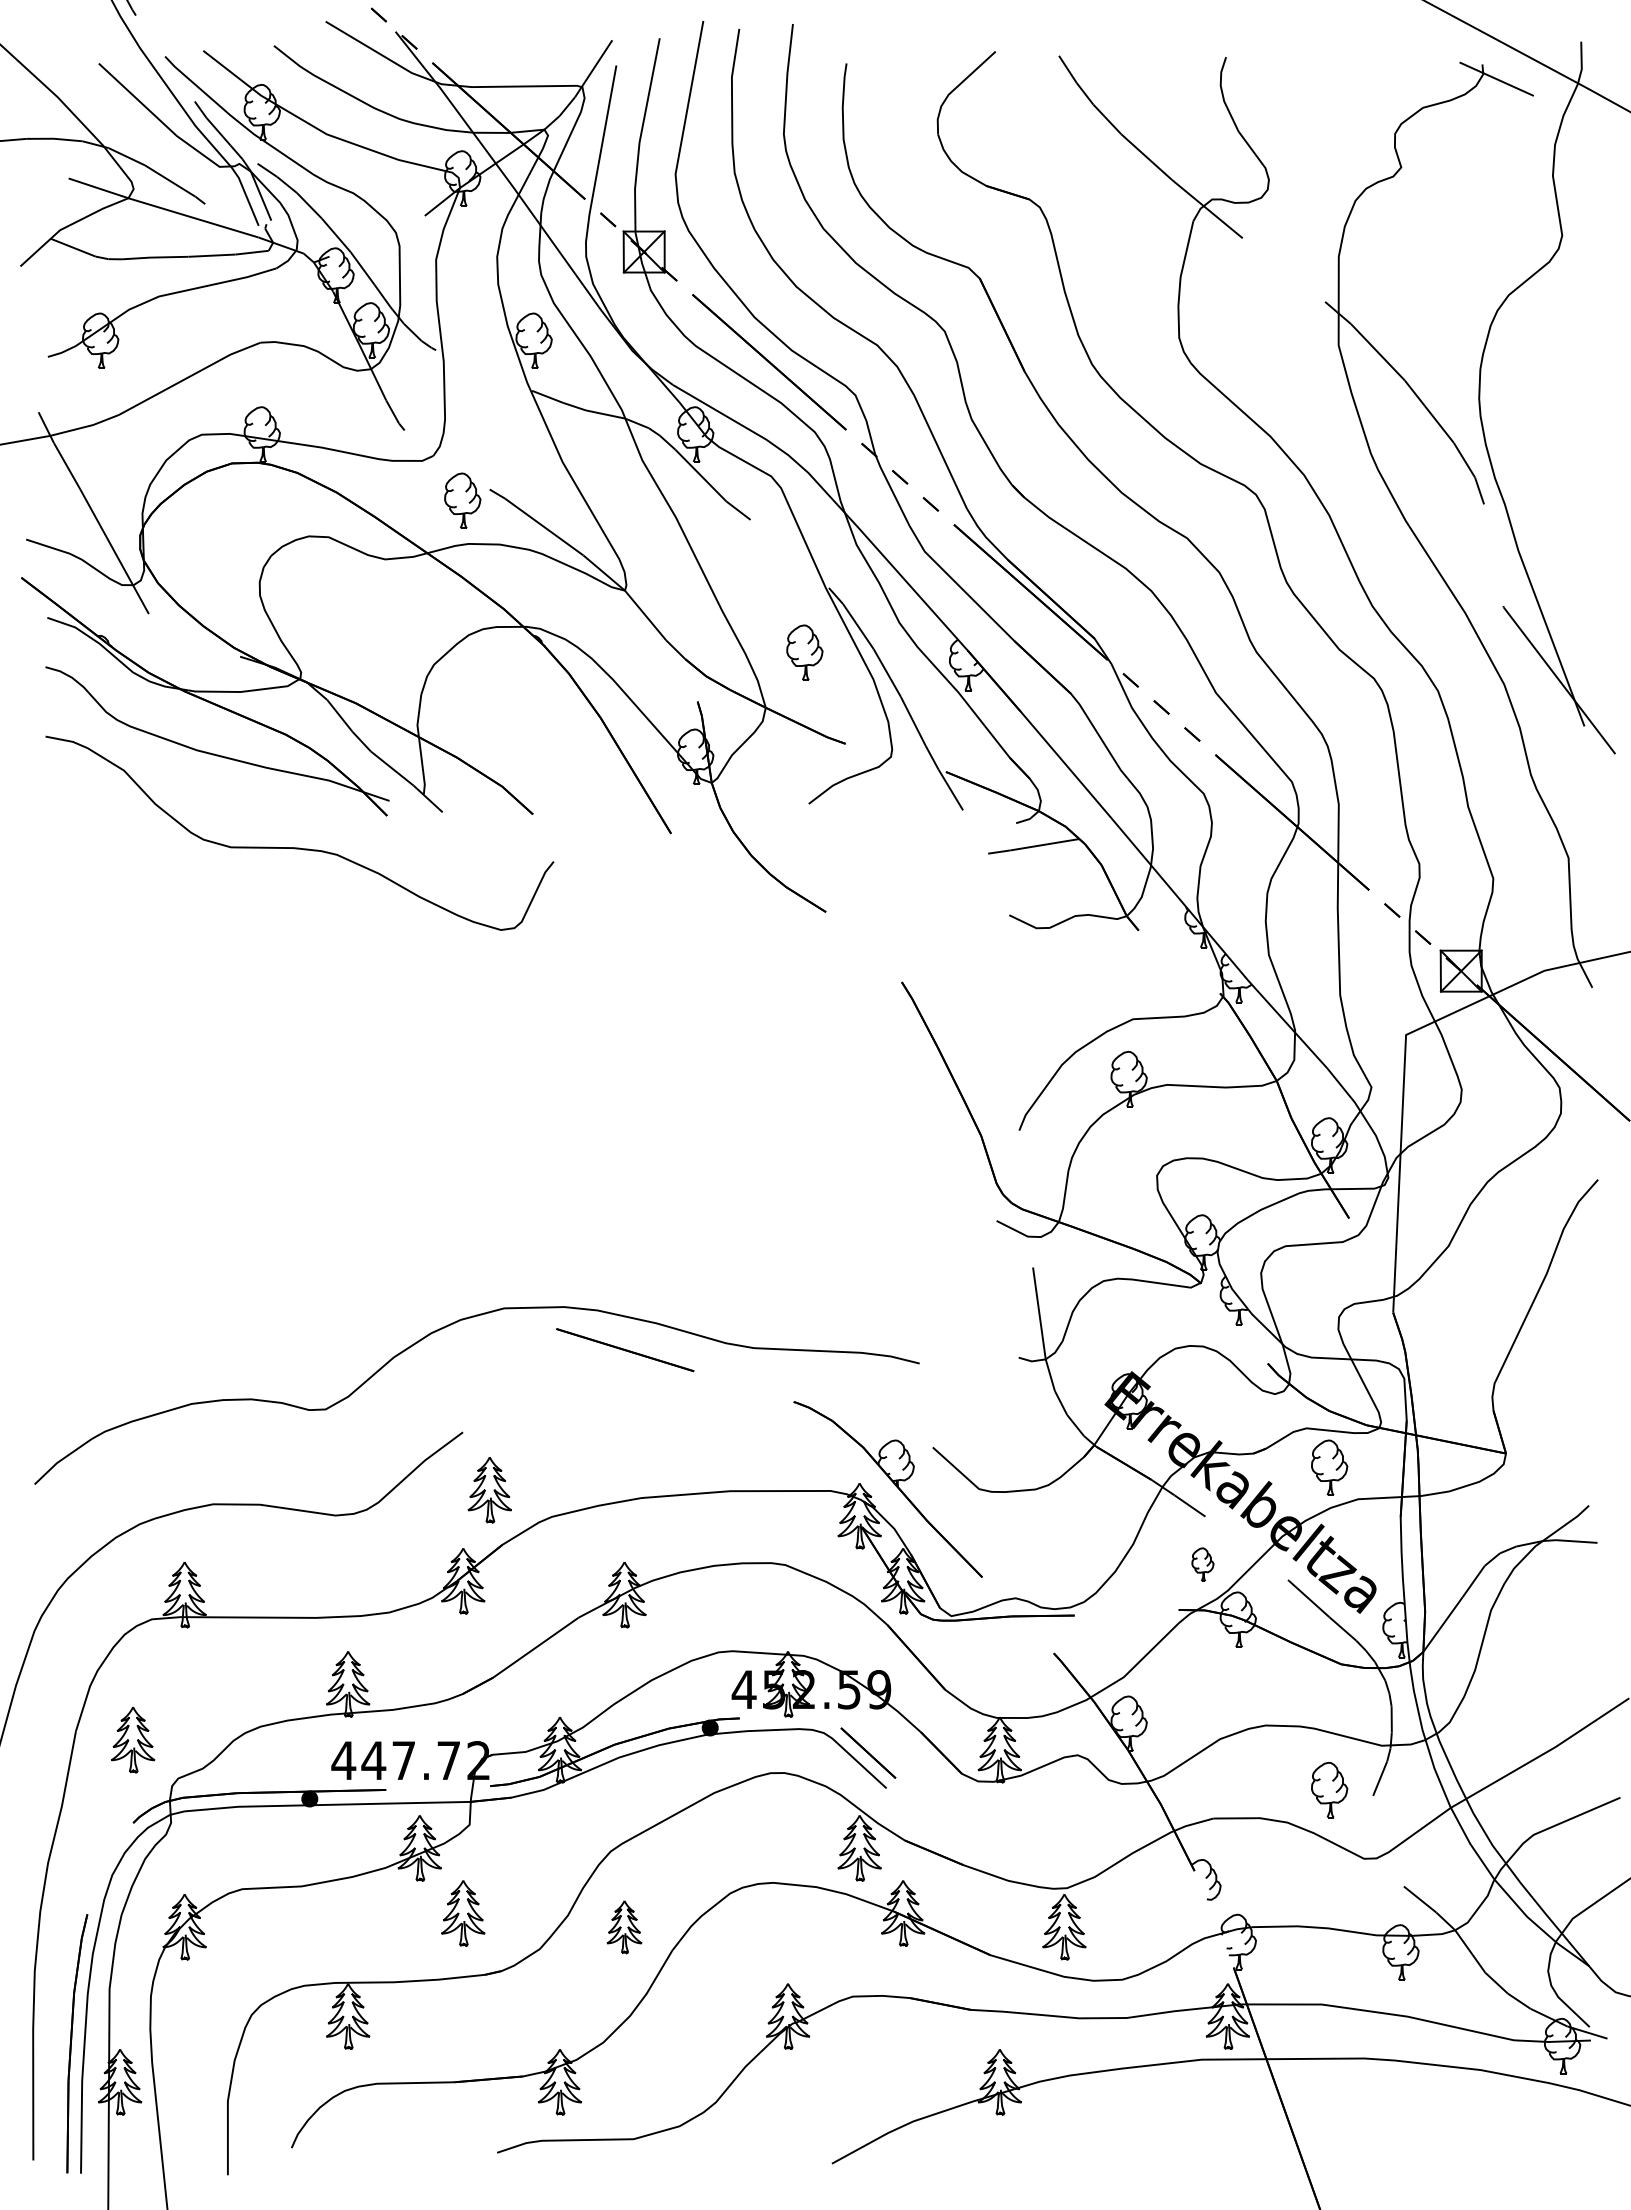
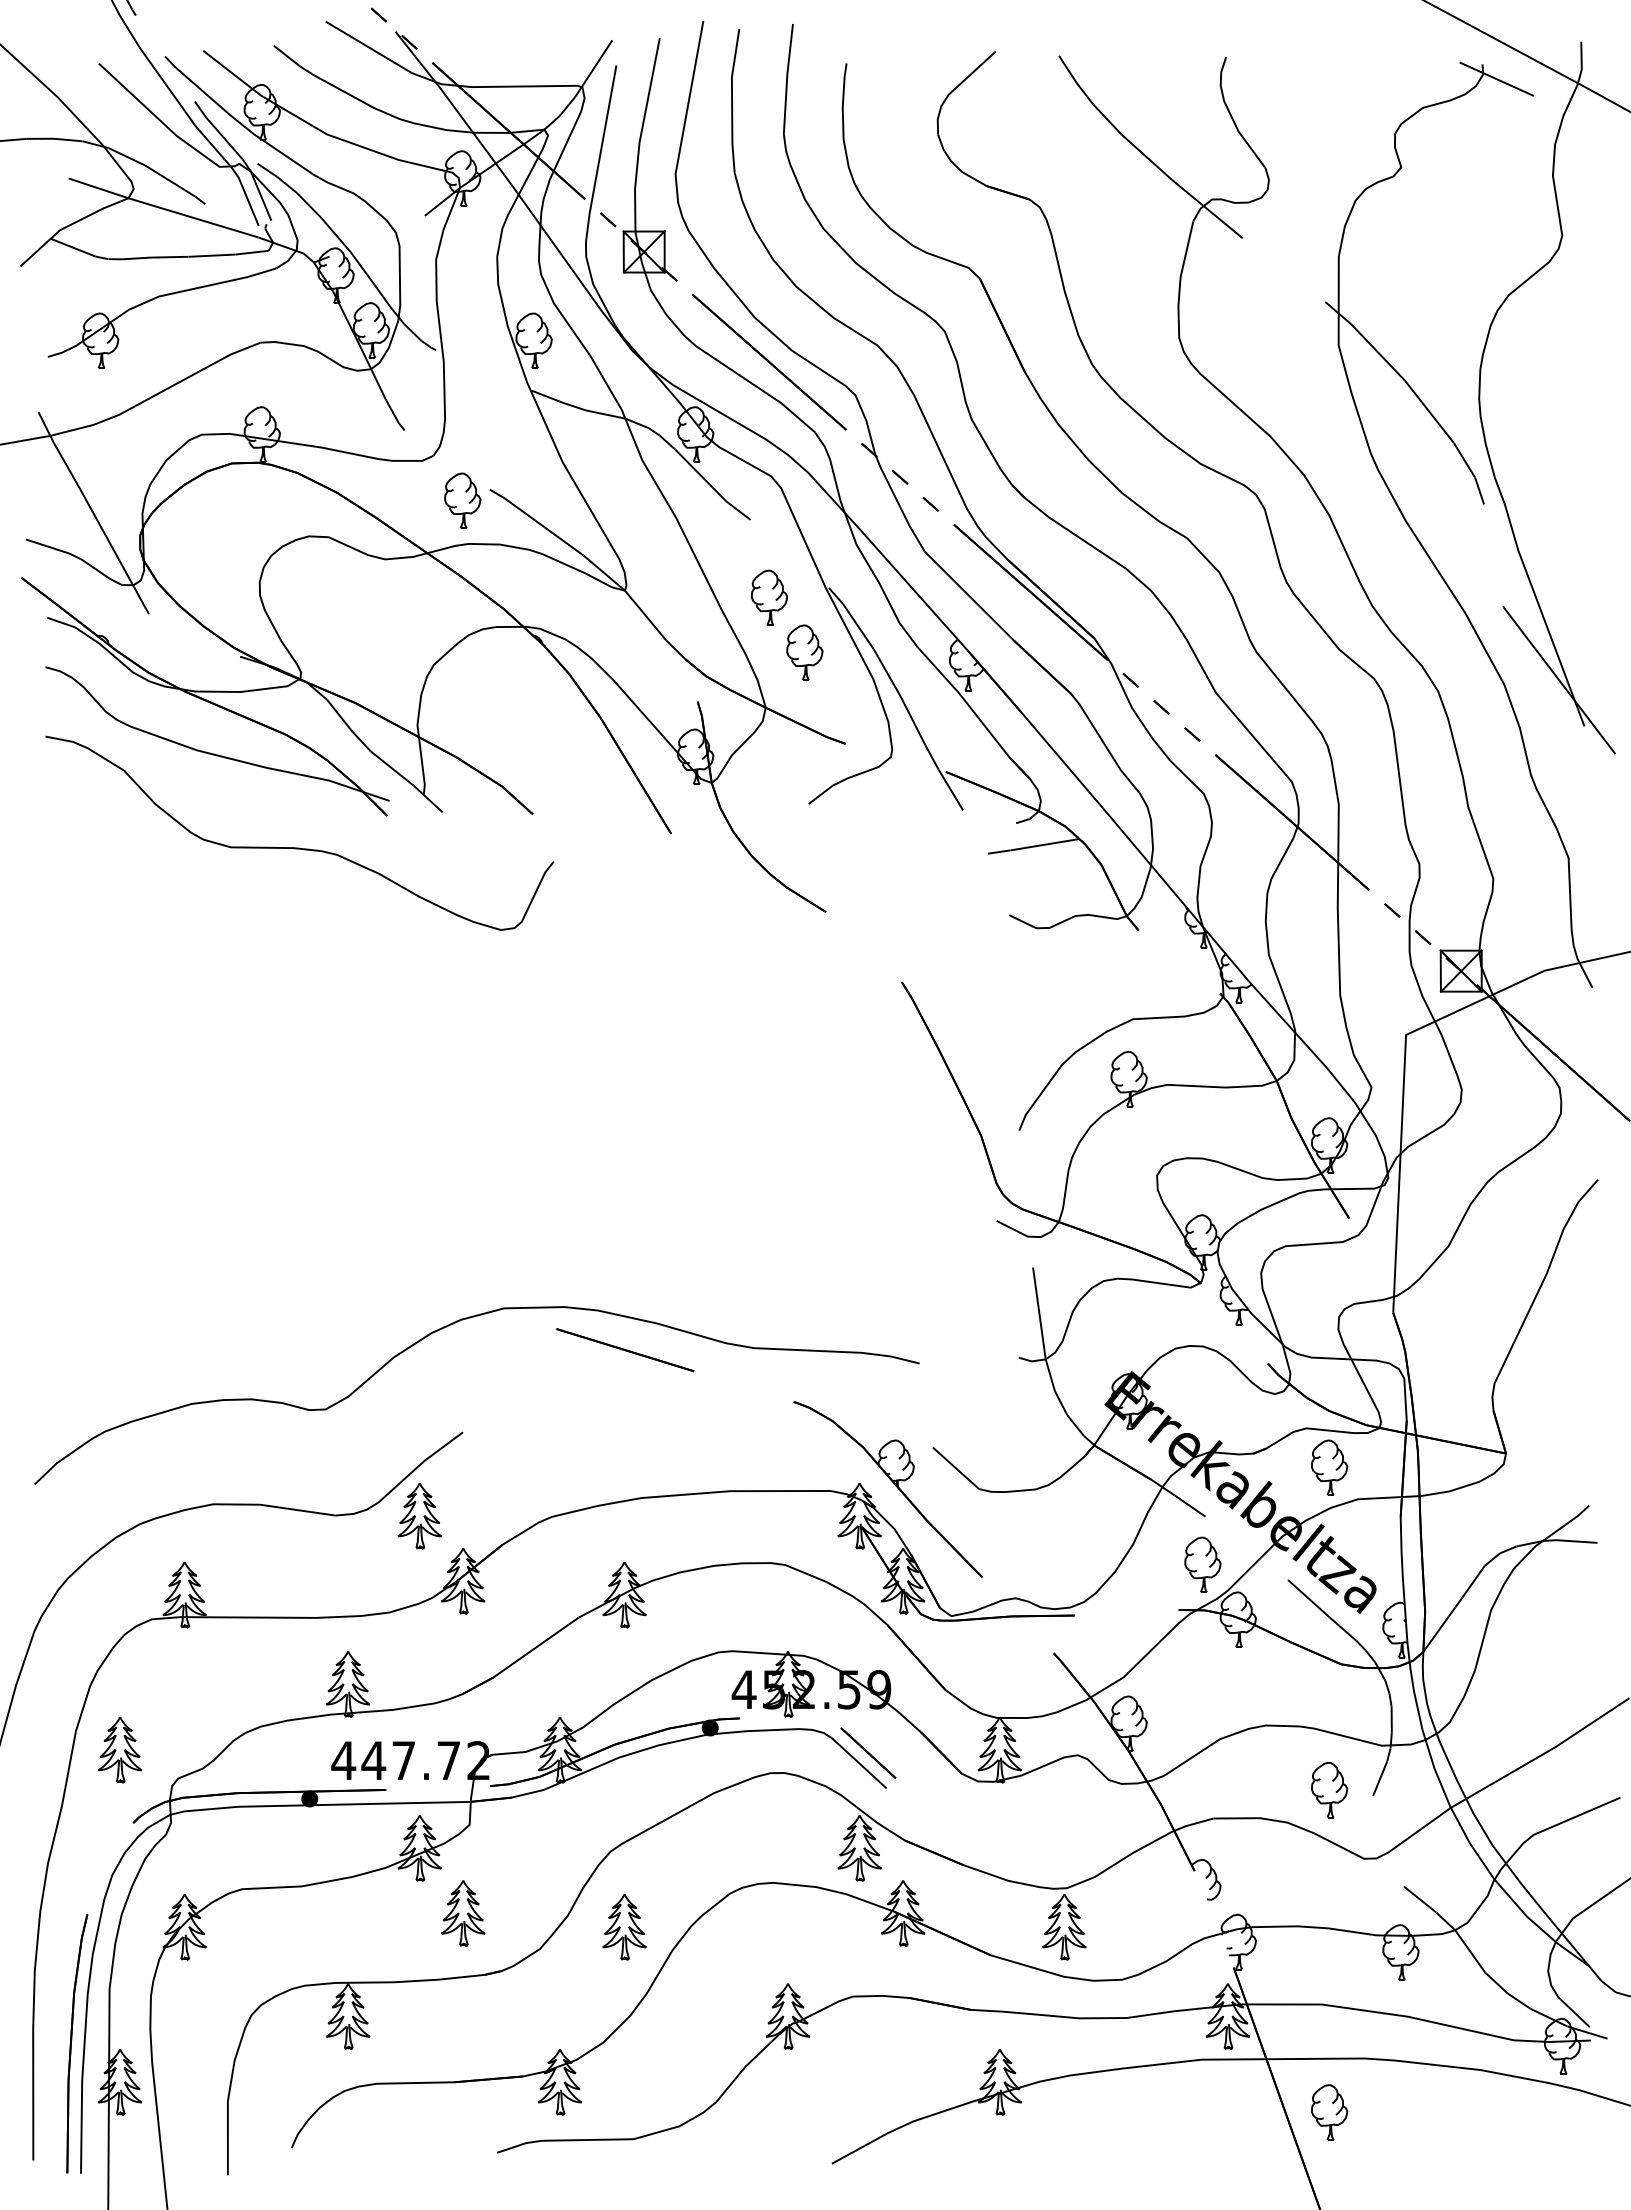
part: none -> present (769, 597)
part position: (489, 1490) -> (419, 1516) (419, 1516)
part size: 24x35 px -> 38x57 px (1202, 1564)
part position: (133, 1740) -> (120, 1750) (120, 1750)
part size: 37x55 px -> 45x67 px (624, 1927)
part: none -> present (1329, 2112)
